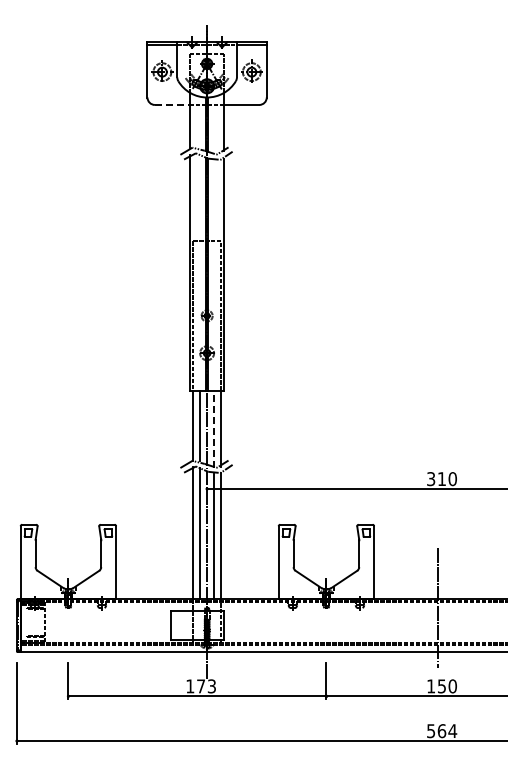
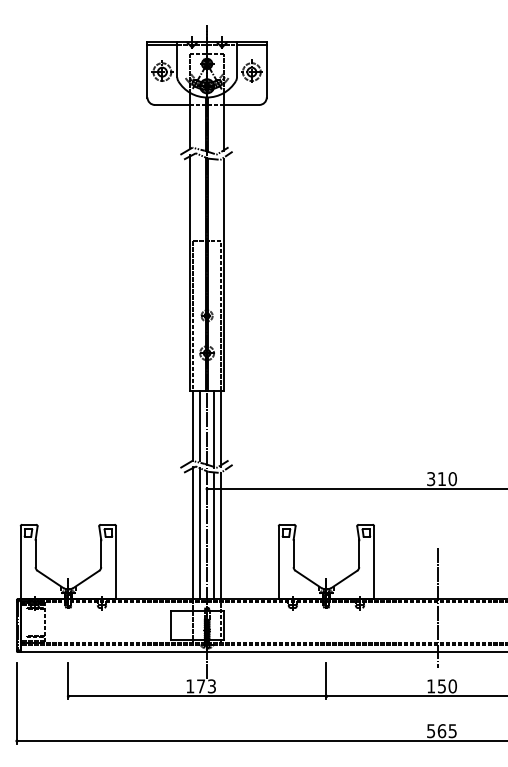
line: dashed -> solid (172, 104)
line: dashed -> solid (214, 429)
text: 564 -> 565 (452, 731)
